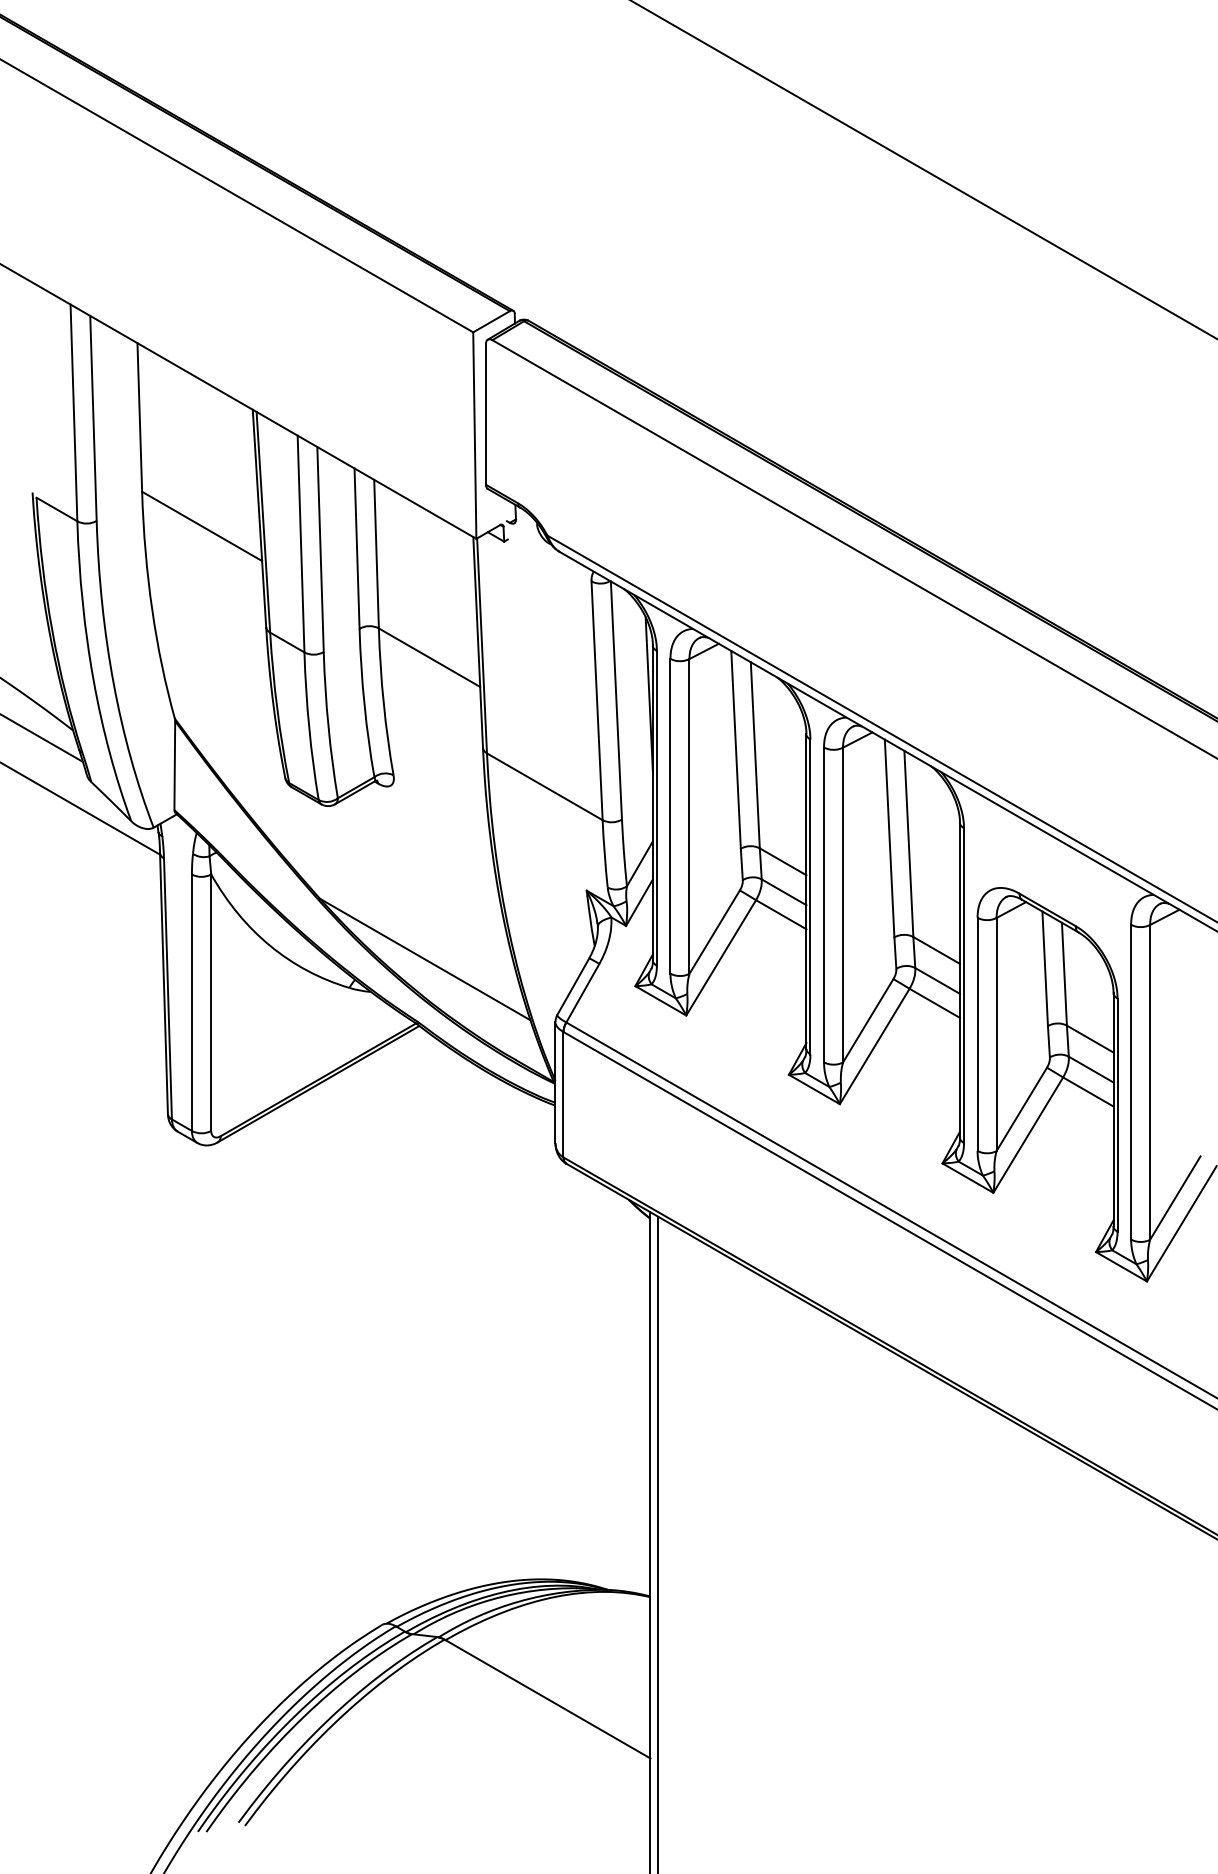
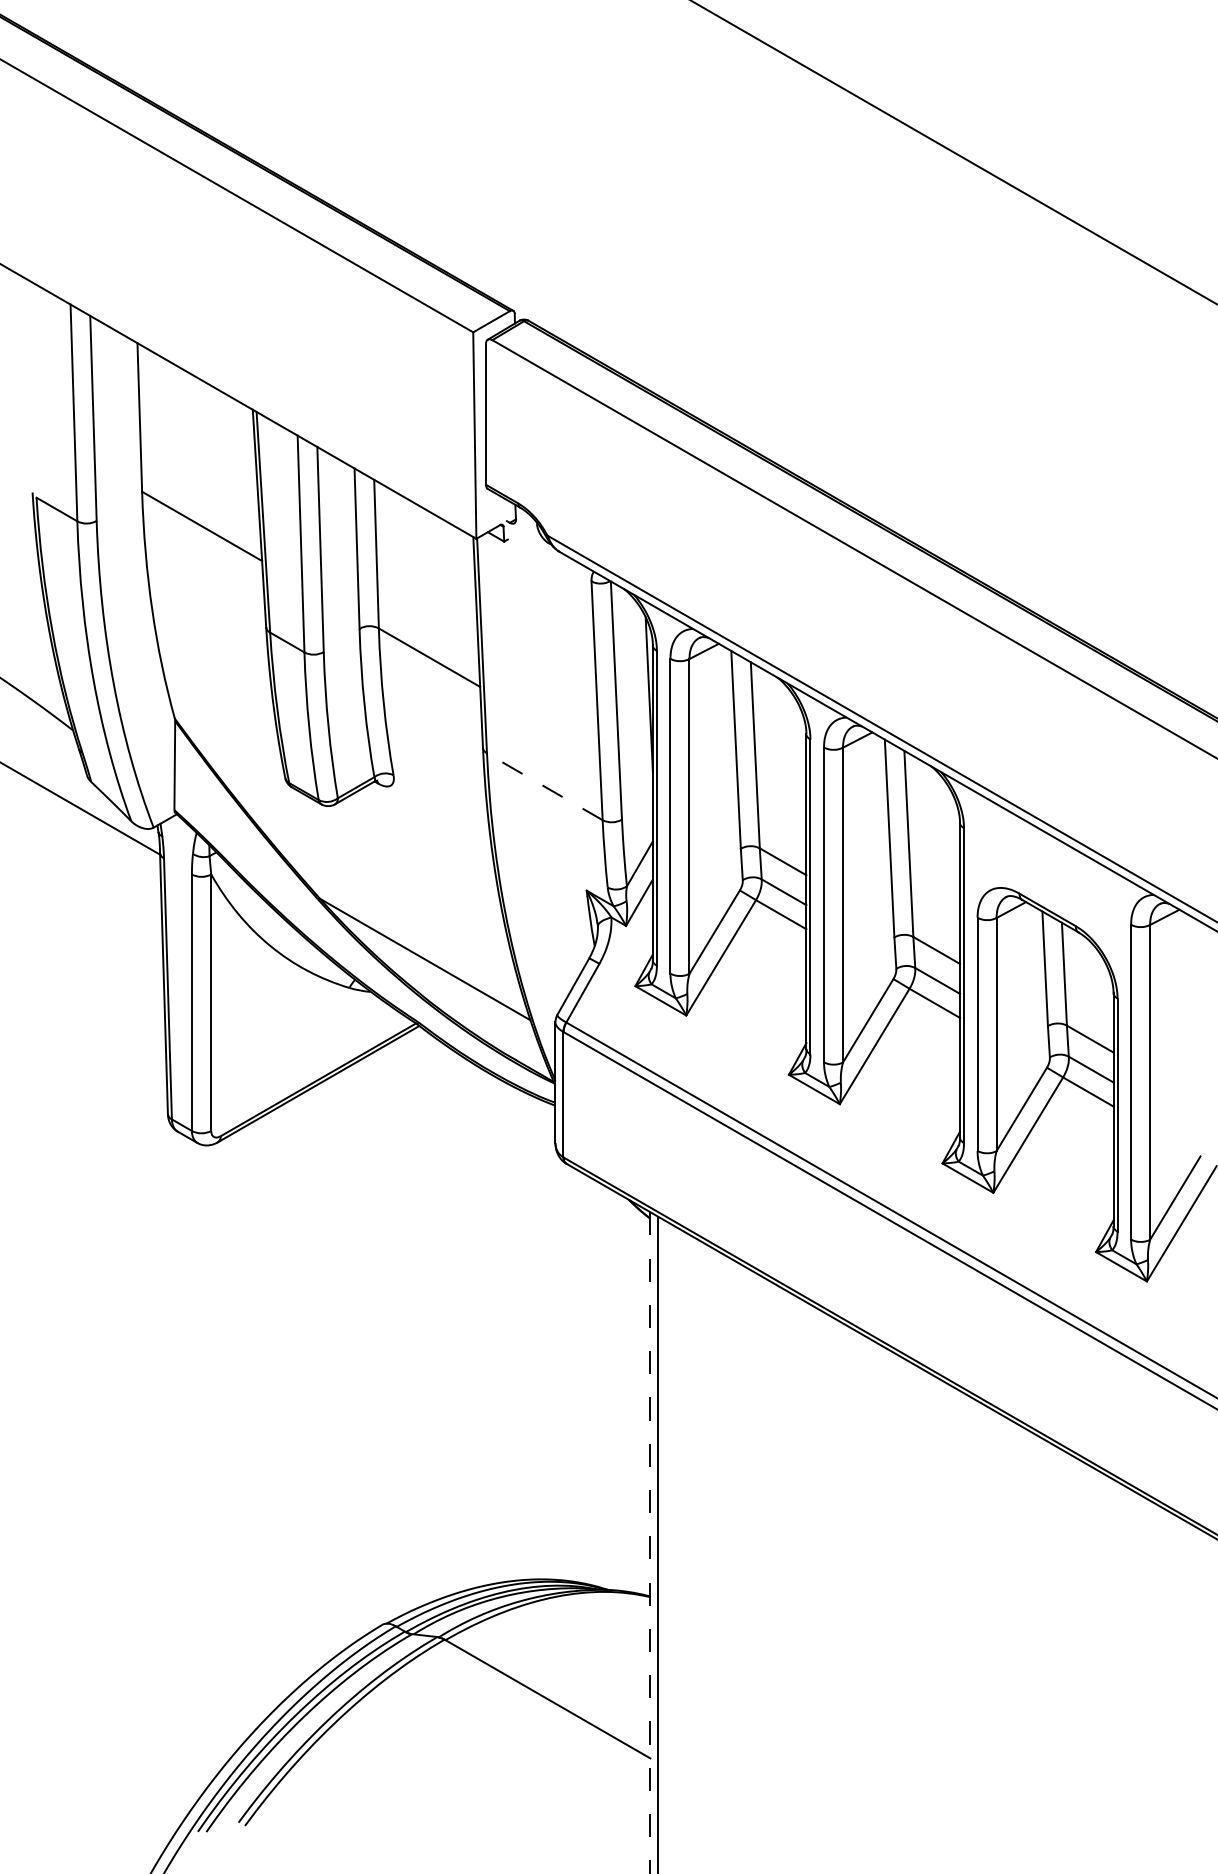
line position: (923, 169) -> (953, 152) (953, 152)
line: present -> none (42, 738)
line: solid -> dashed (544, 786)
line: solid -> dashed (650, 1543)
